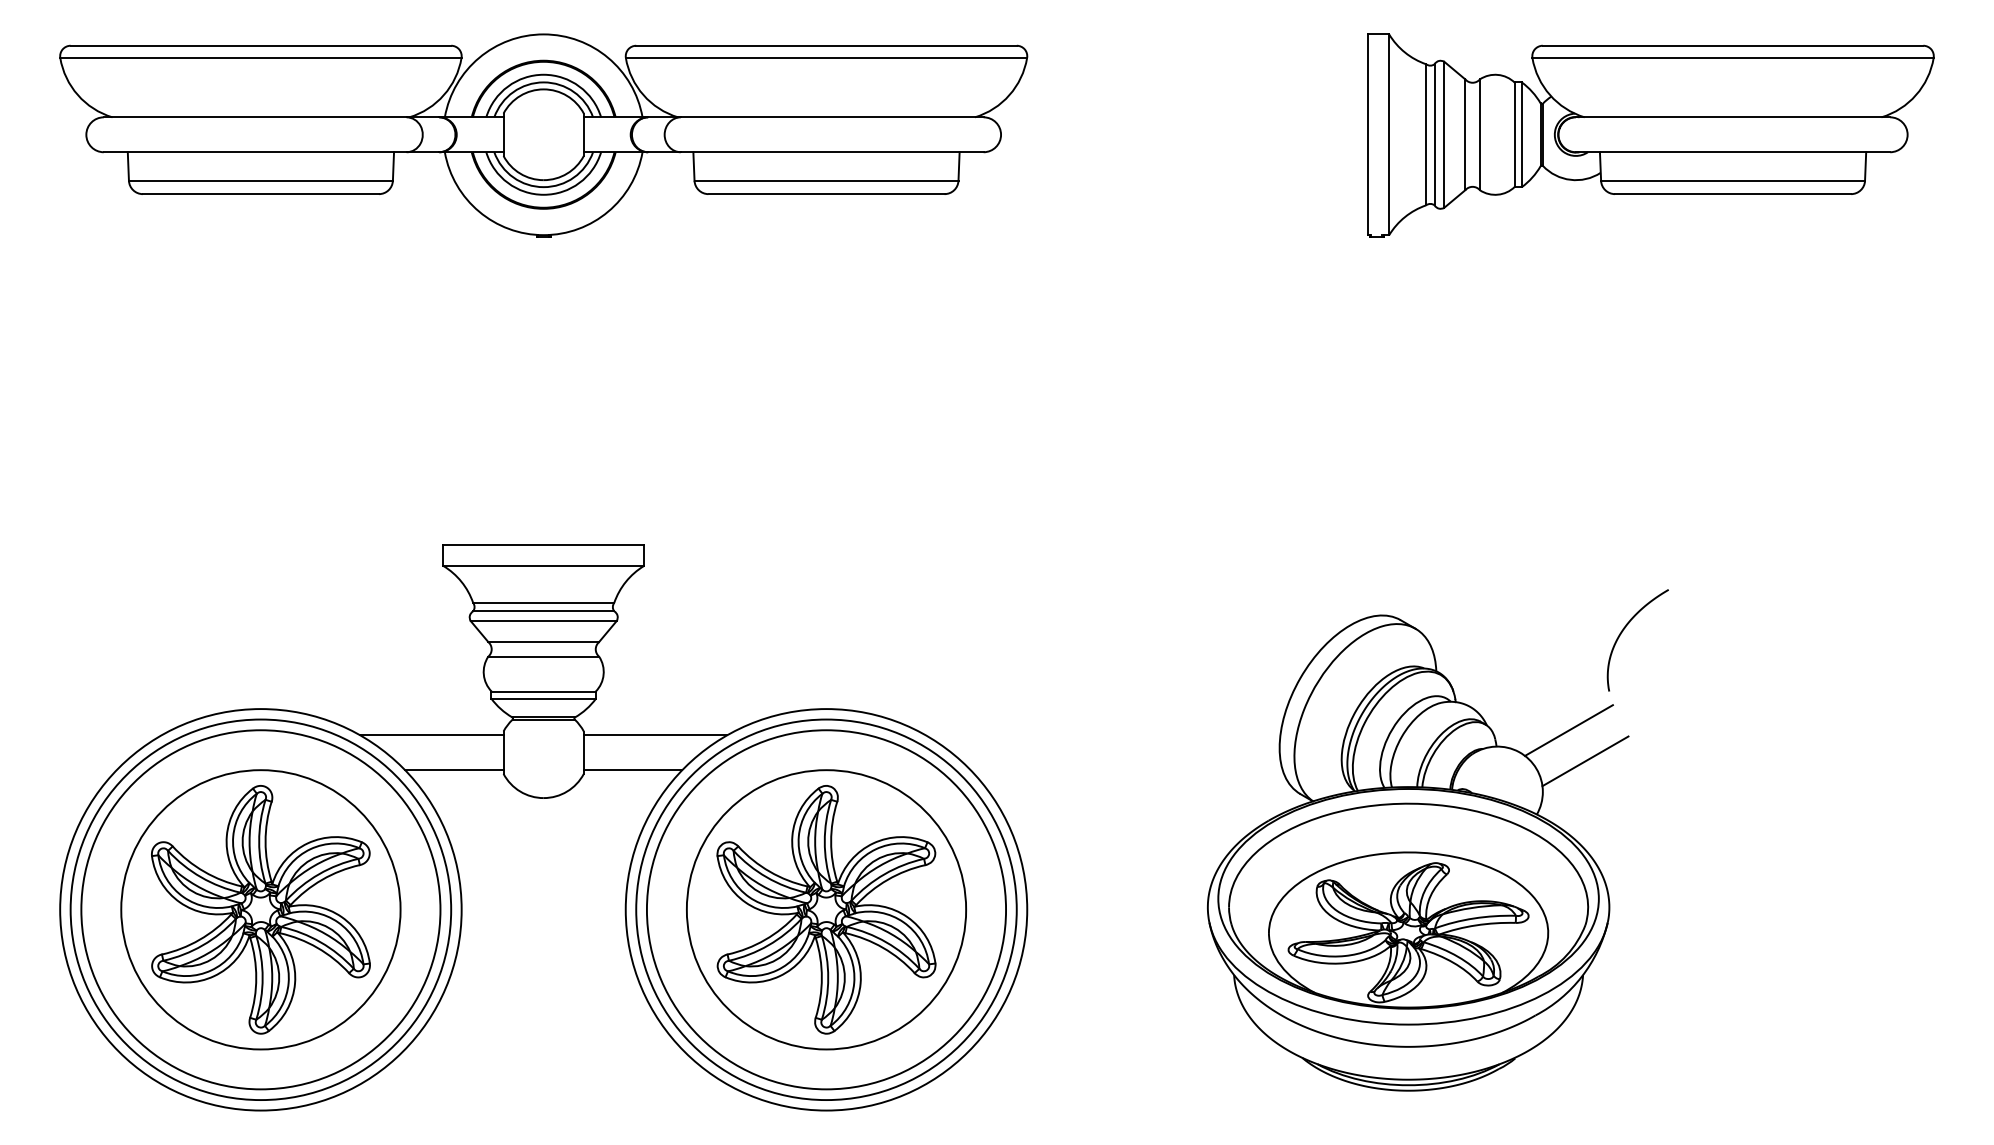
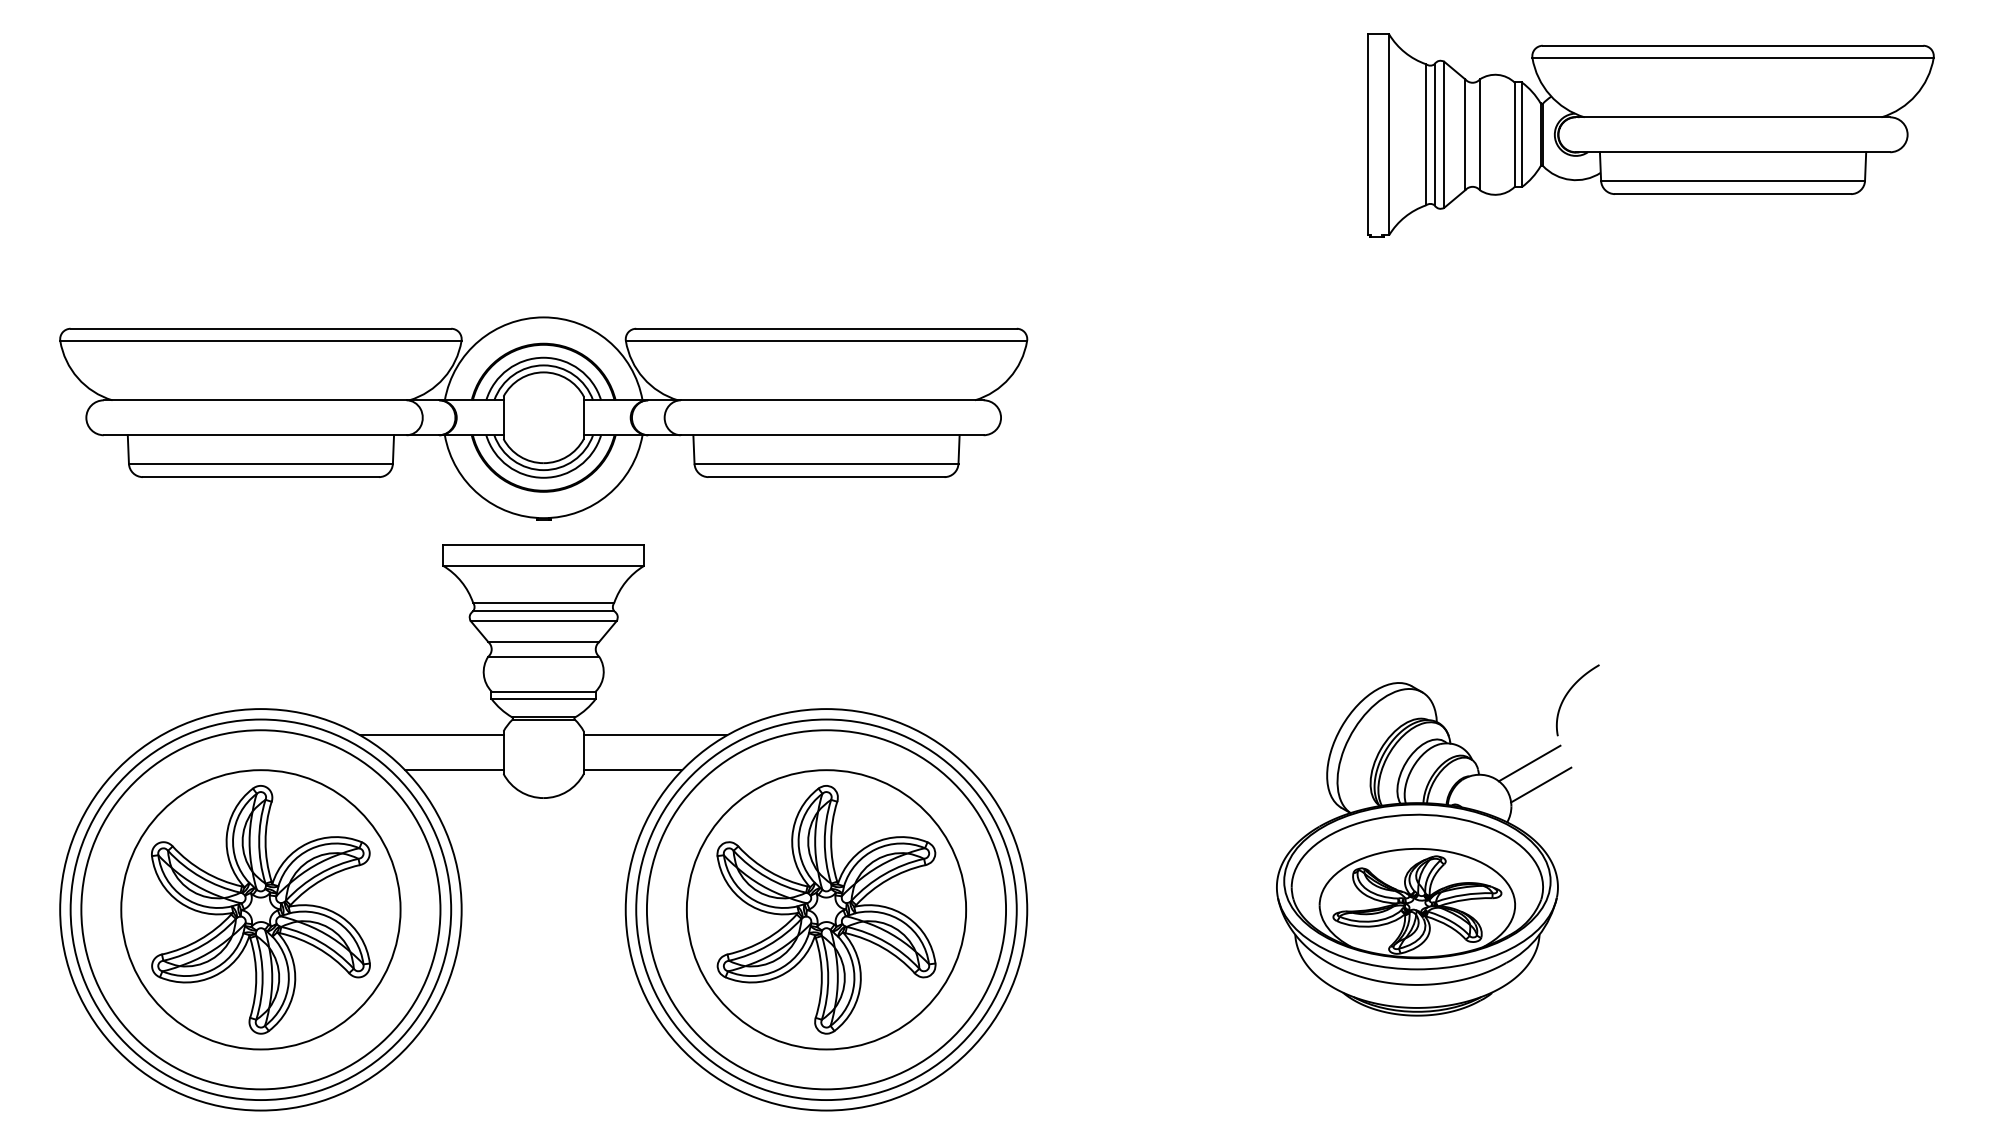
part position: (543, 135) -> (543, 418) (543, 418)
part size: 462x503 px -> 324x353 px (1437, 840)
